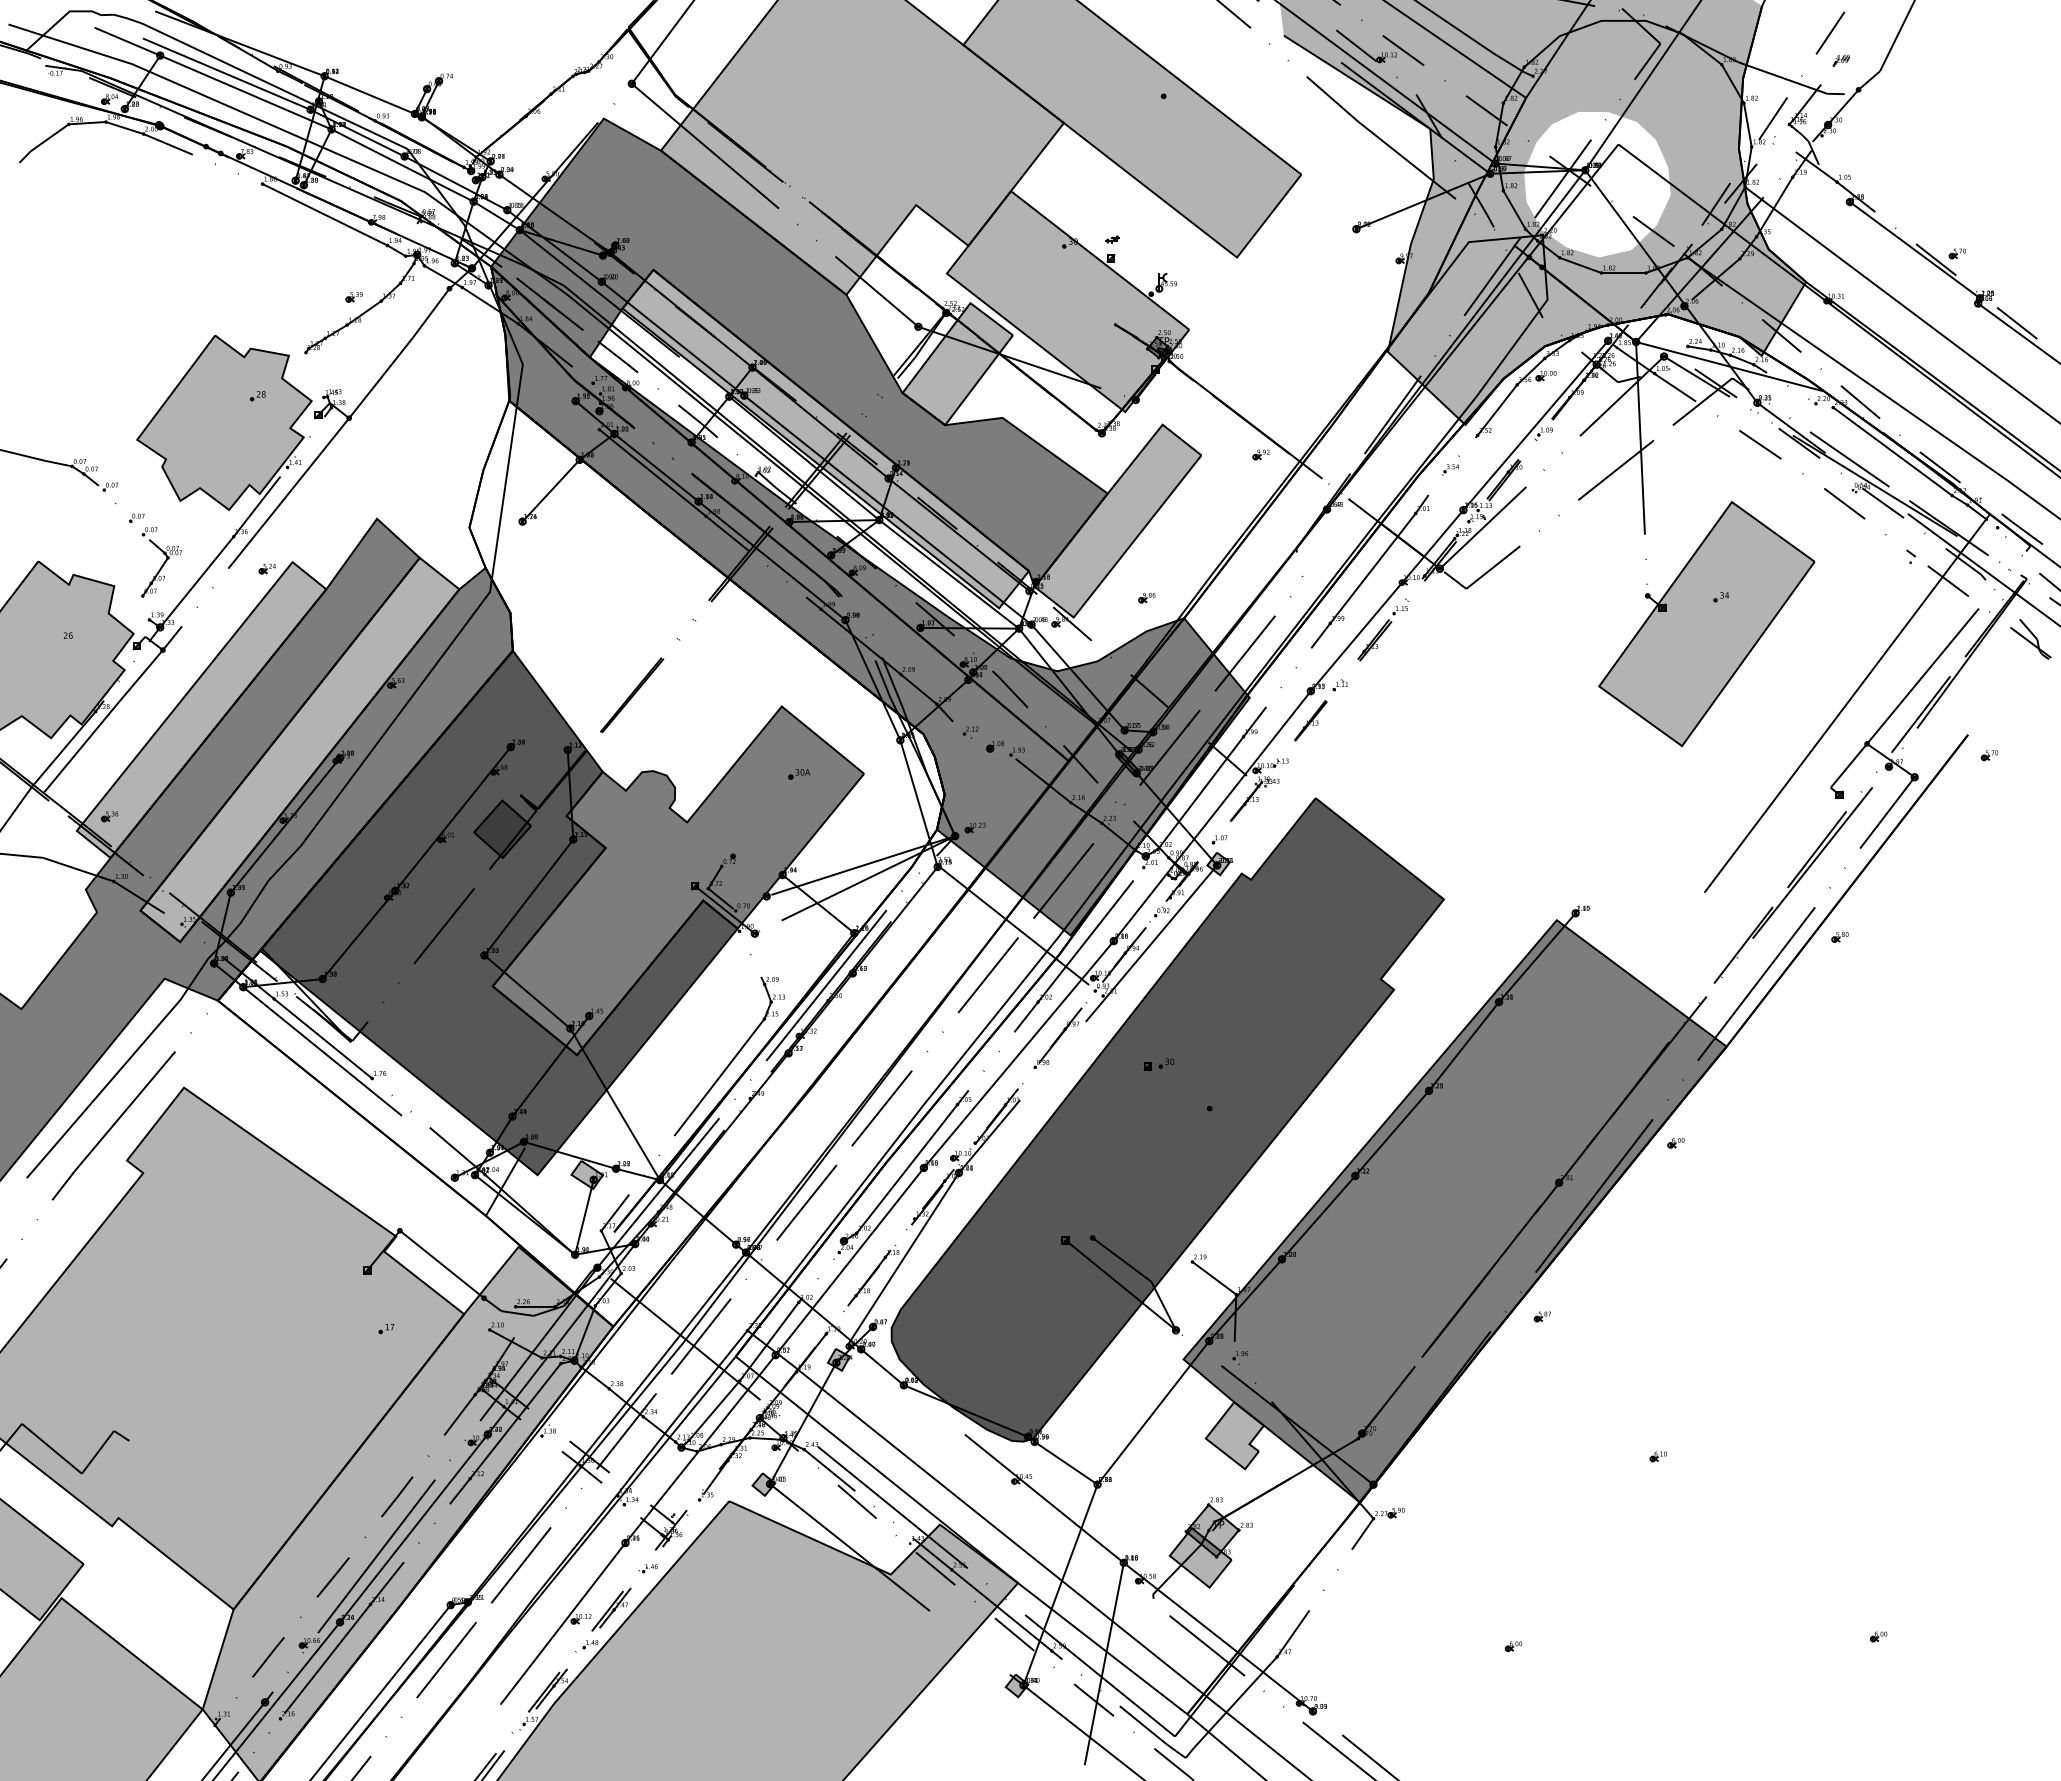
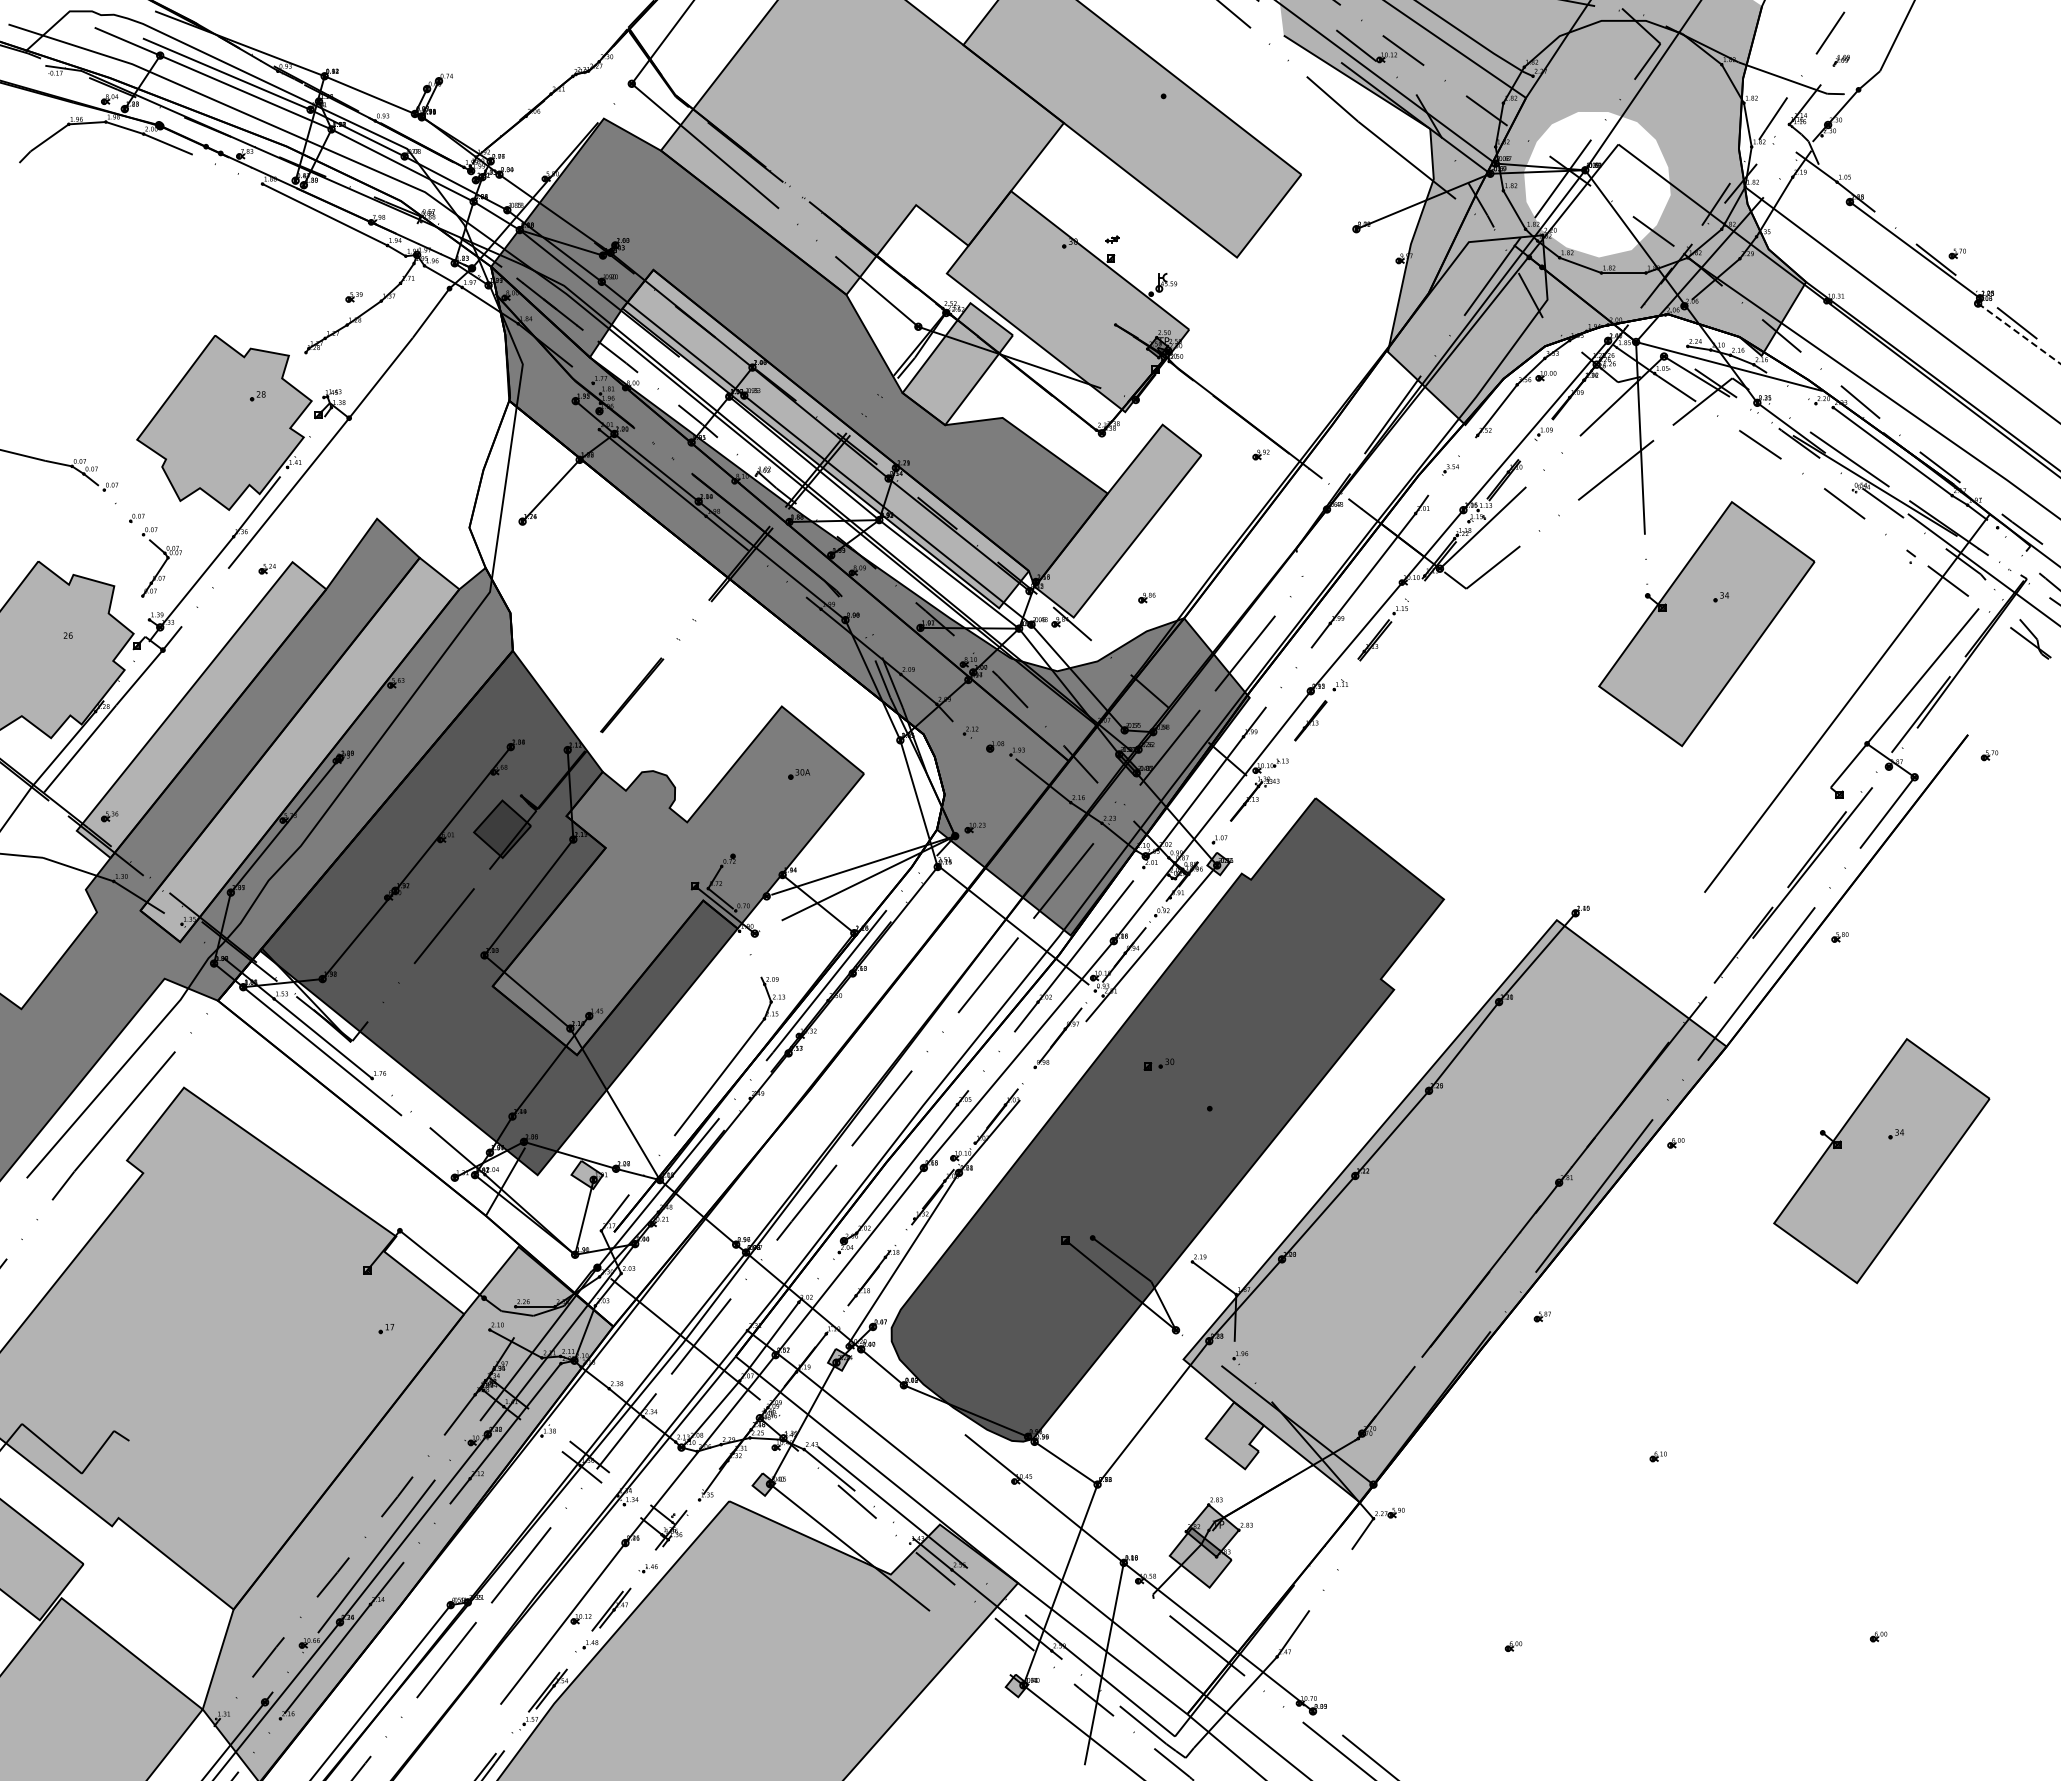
line: solid -> dashed (2019, 334)
part: none -> present (1881, 1161)
fill: present -> none (1454, 1211)
